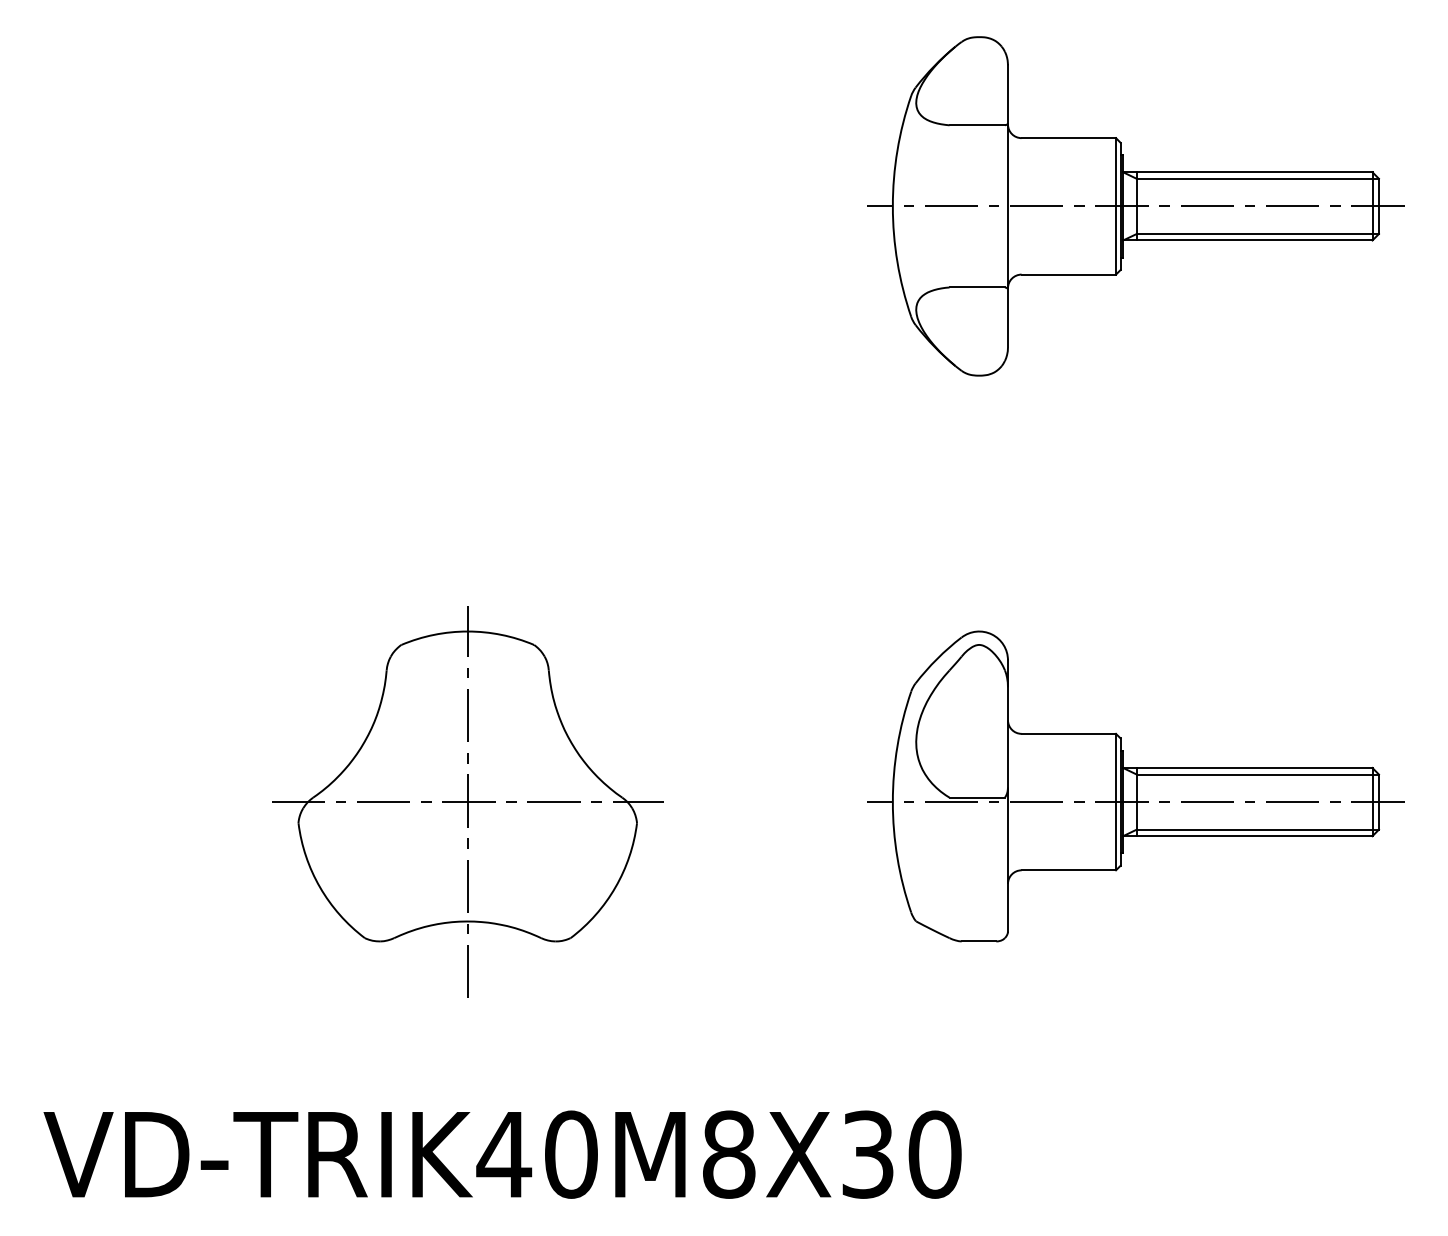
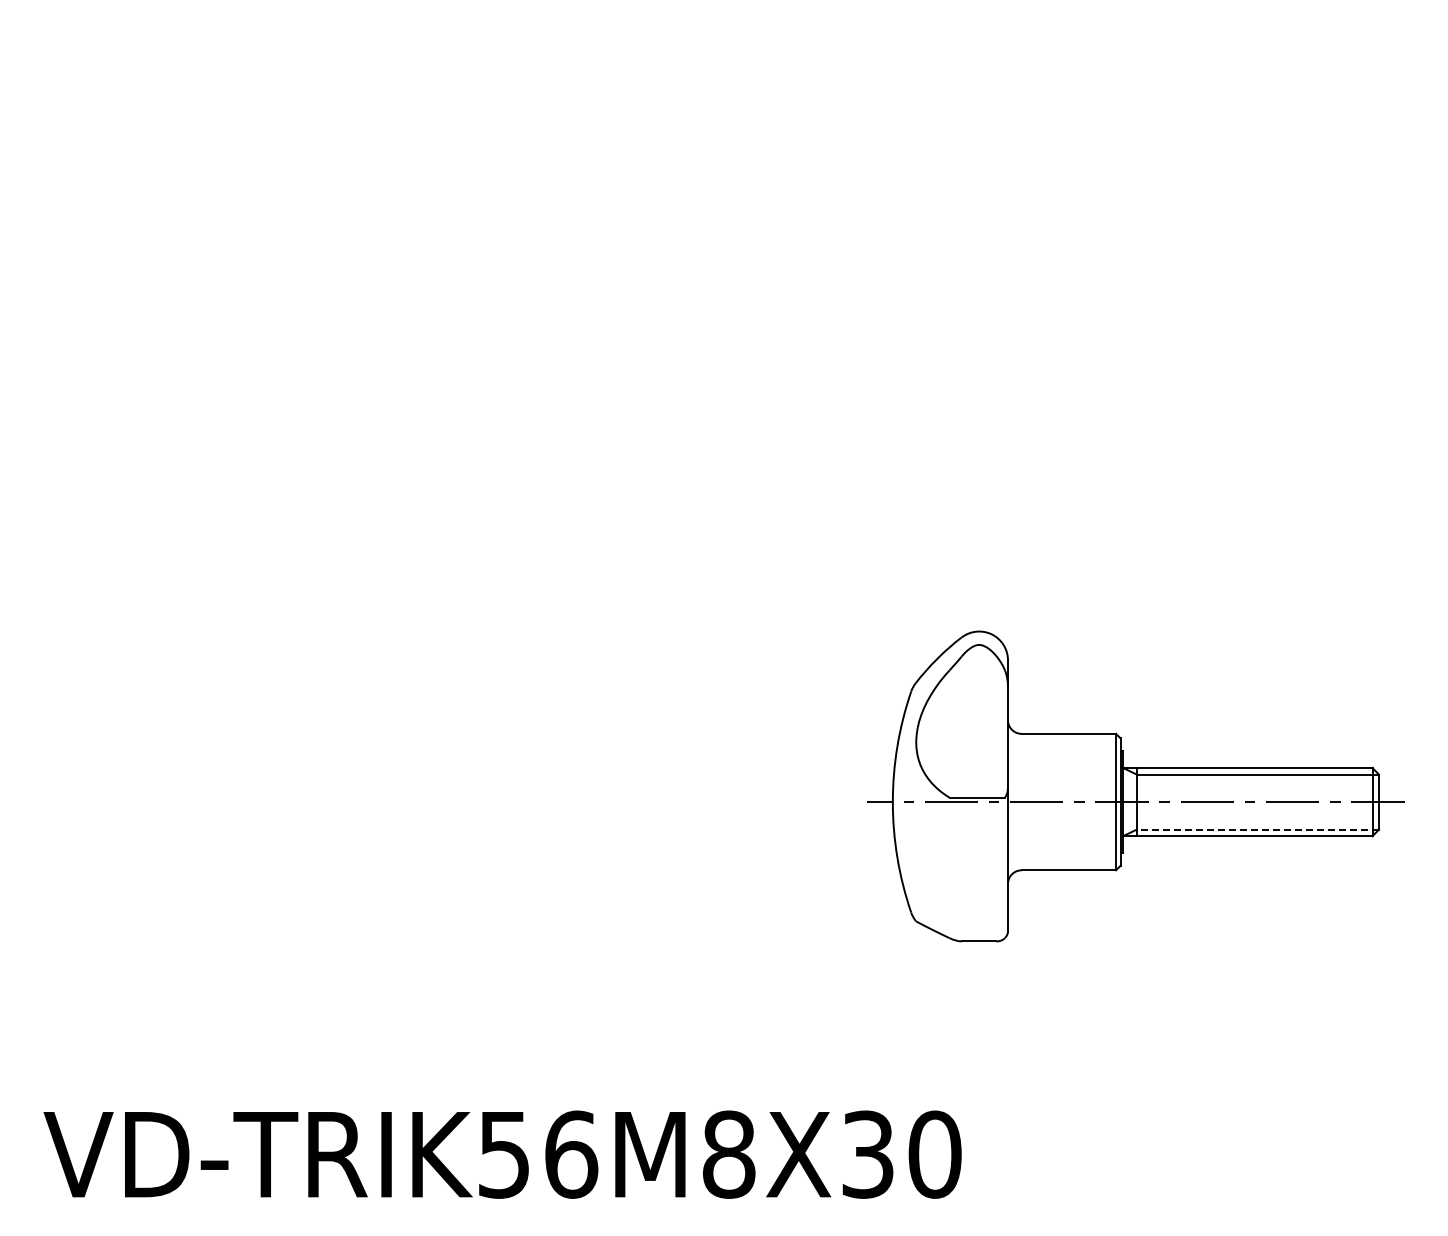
part: present -> none (1135, 206)
part: present -> none (467, 801)
line: solid -> dashed (1257, 829)
text: VD-TRIK40M8X30 -> VD-TRIK56M8X30 (537, 1154)
